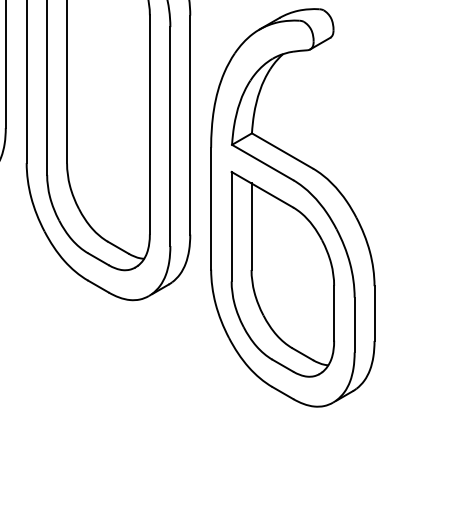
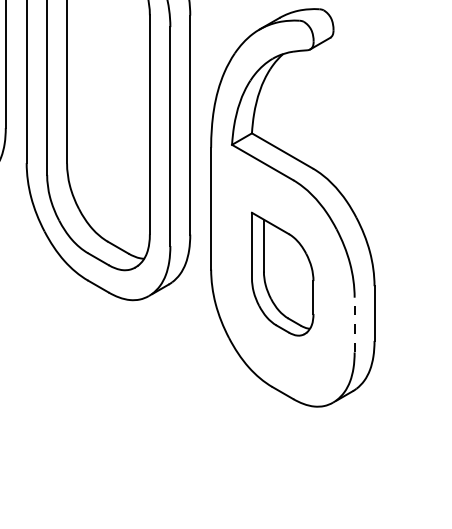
part size: 105x208 px -> 64x126 px (282, 273)
line: solid -> dashed (354, 324)
